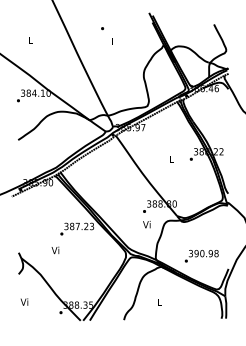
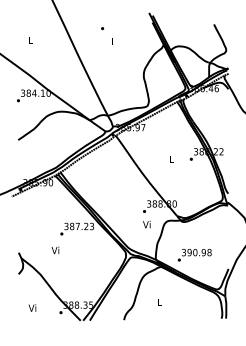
text position: (201, 256) -> (194, 255) (194, 255)
text position: (24, 301) -> (32, 307) (32, 307)
